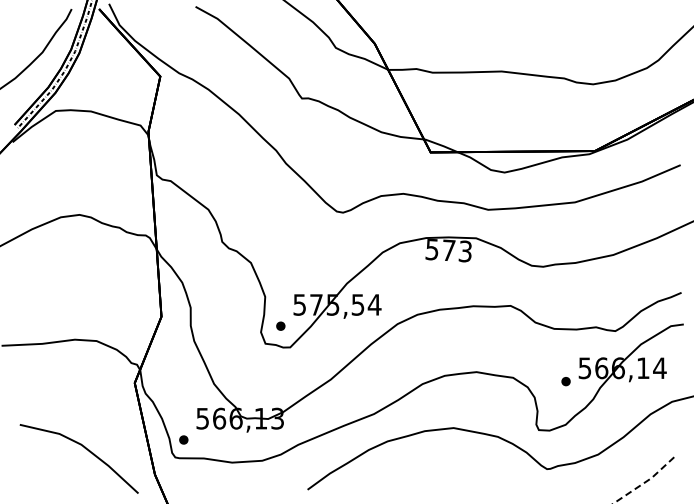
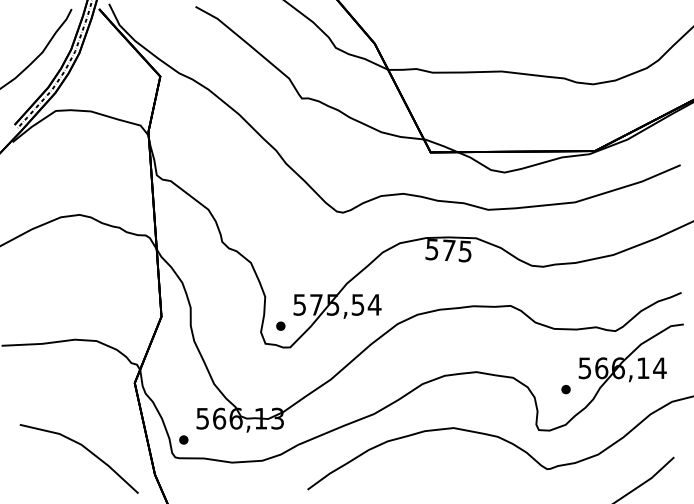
text: 573 -> 575 (465, 250)
part position: (565, 381) -> (565, 389) (565, 389)
line: dashed -> solid (645, 482)
